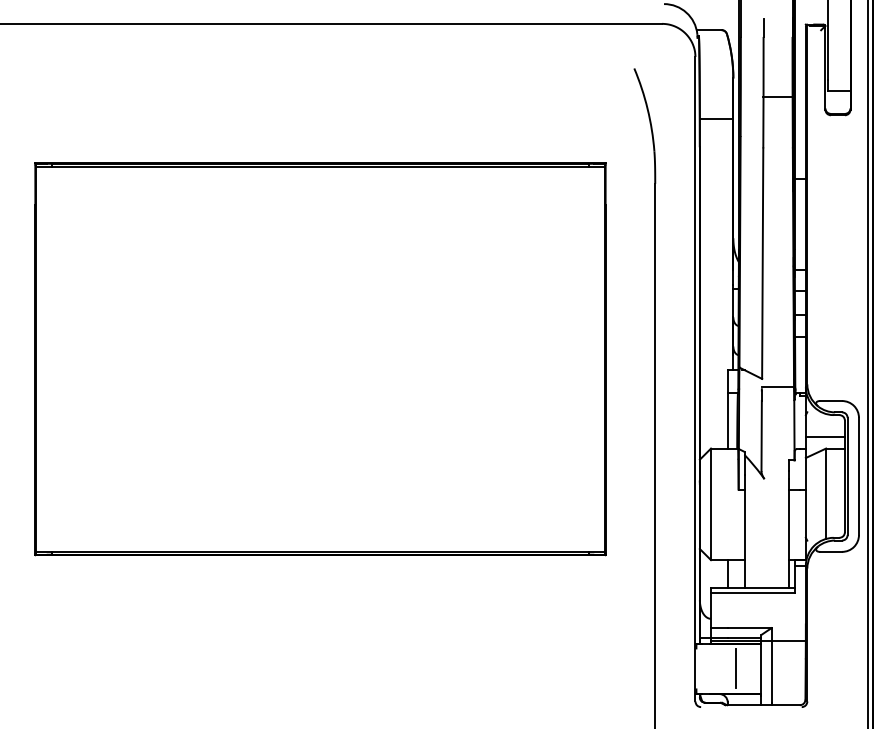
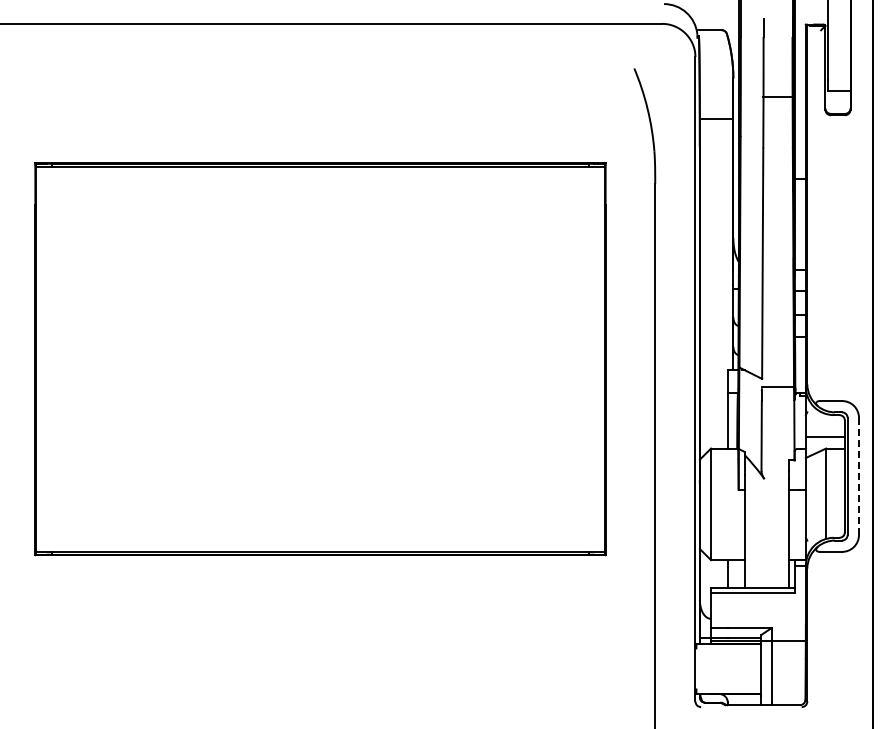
line: present -> none (868, 363)
line: solid -> dashed (859, 476)
line: present -> none (735, 668)
